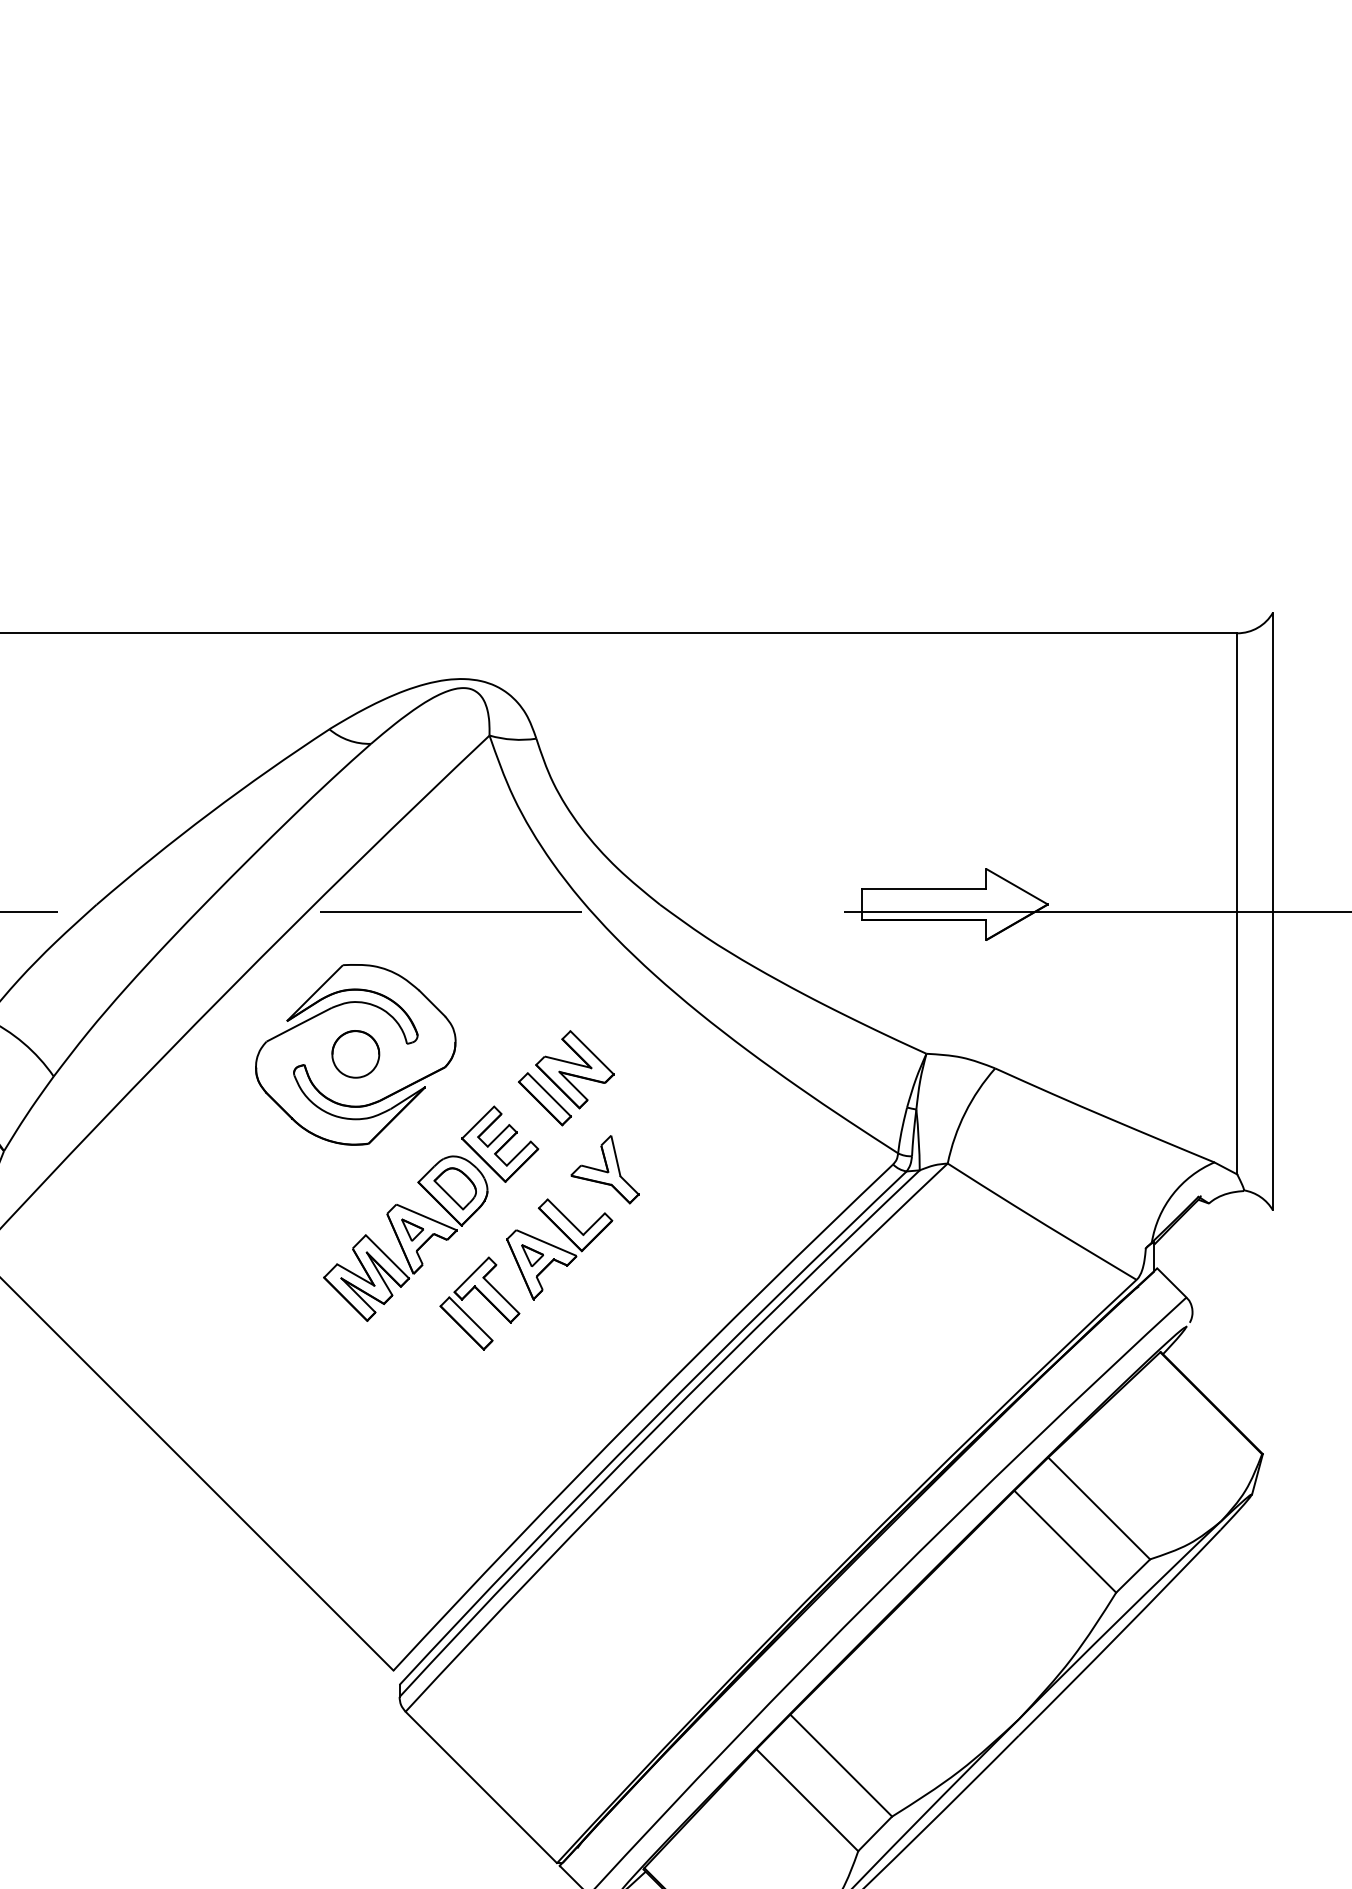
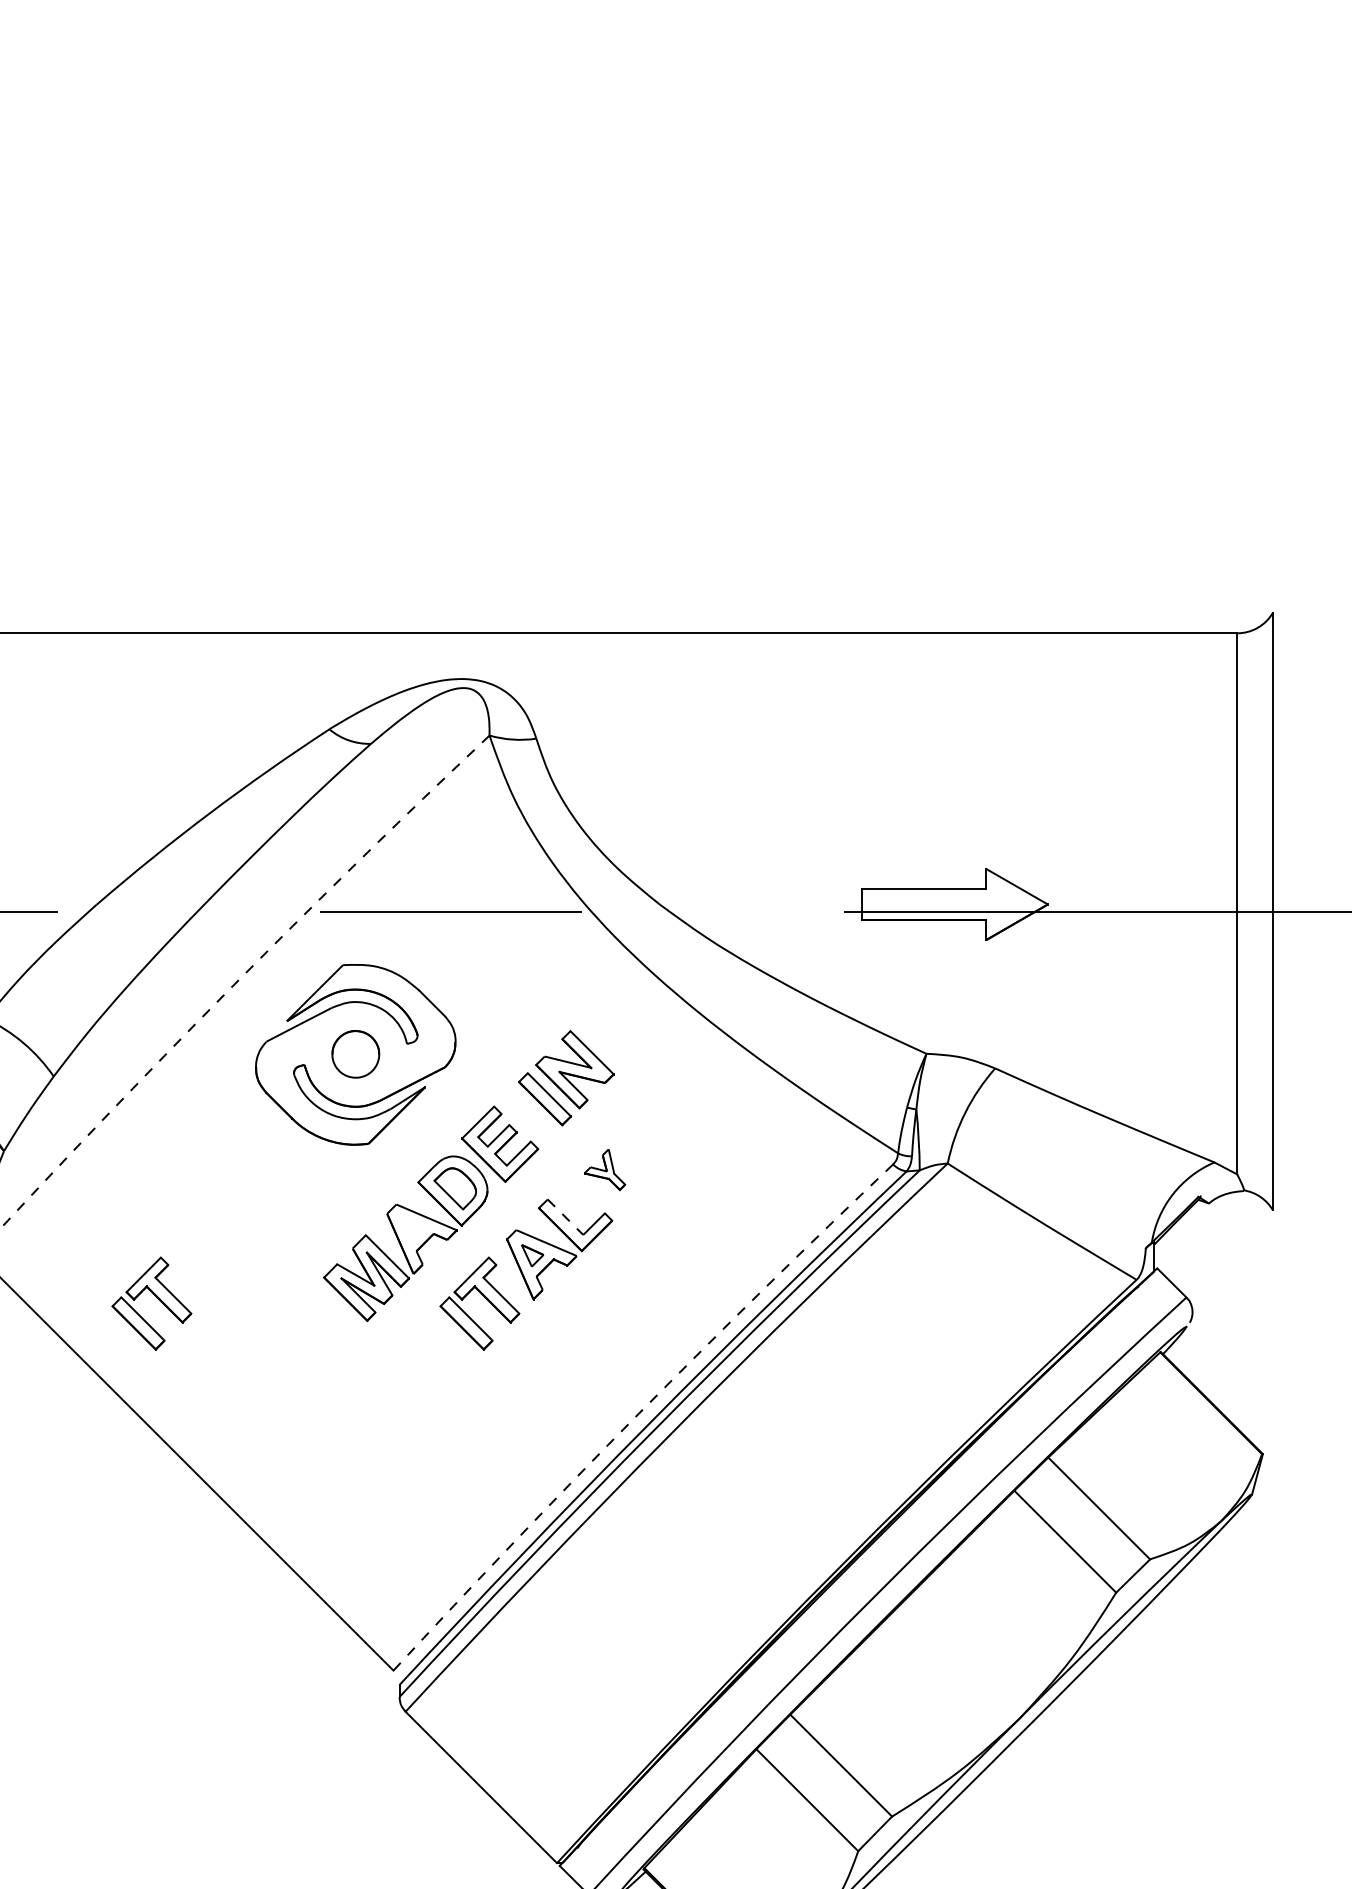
arc: solid -> dashed (240, 978)
part size: 70x70 px -> 43x42 px (605, 1169)
line: solid -> dashed (565, 1217)
part: present -> none (412, 1229)
part: none -> present (156, 1297)
arc: solid -> dashed (639, 1413)
